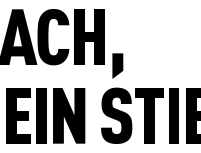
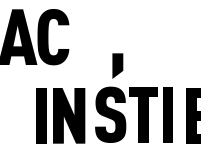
fill: present -> none (88, 37)
fill: present -> none (18, 115)
part position: (139, 115) -> (133, 114) (133, 114)
